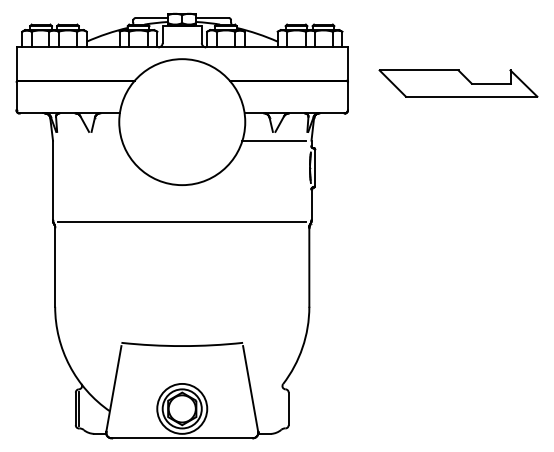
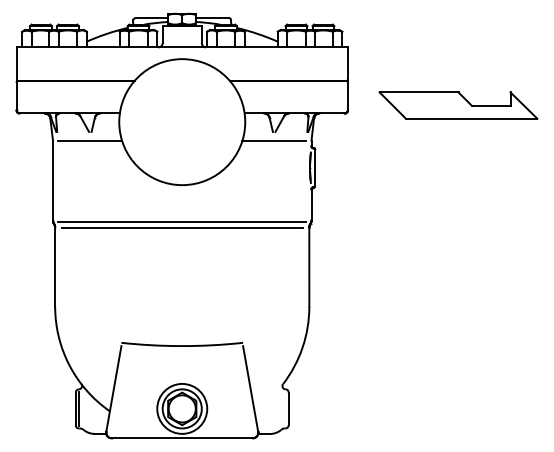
part position: (458, 83) -> (458, 105) (458, 105)
line: none -> present (90, 140)
line: none -> present (181, 227)
